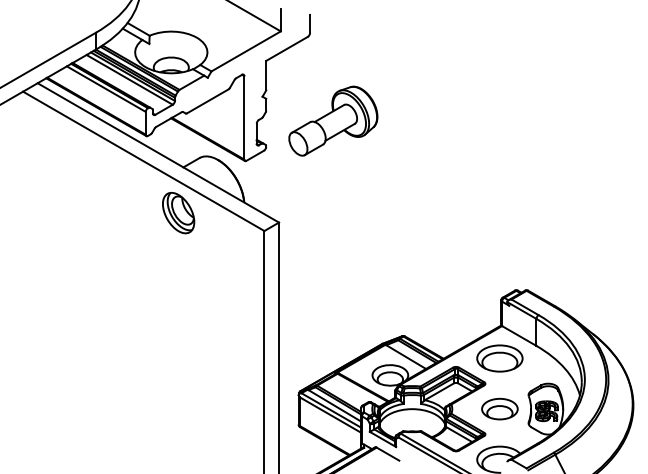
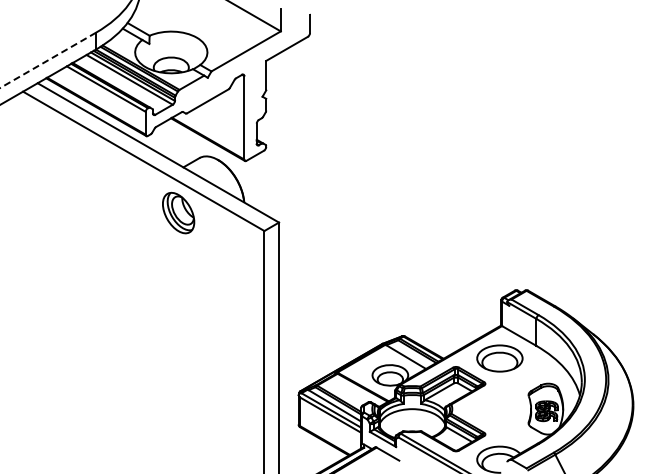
line: solid -> dashed (47, 60)
part: present -> none (333, 120)
part: present -> none (499, 408)
